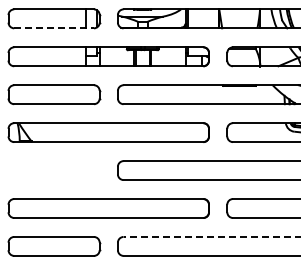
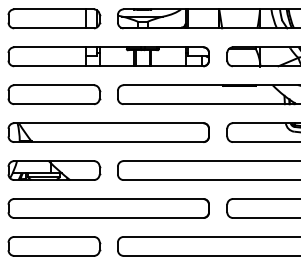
line: dashed -> solid (54, 28)
part: none -> present (54, 170)
line: dashed -> solid (212, 236)
